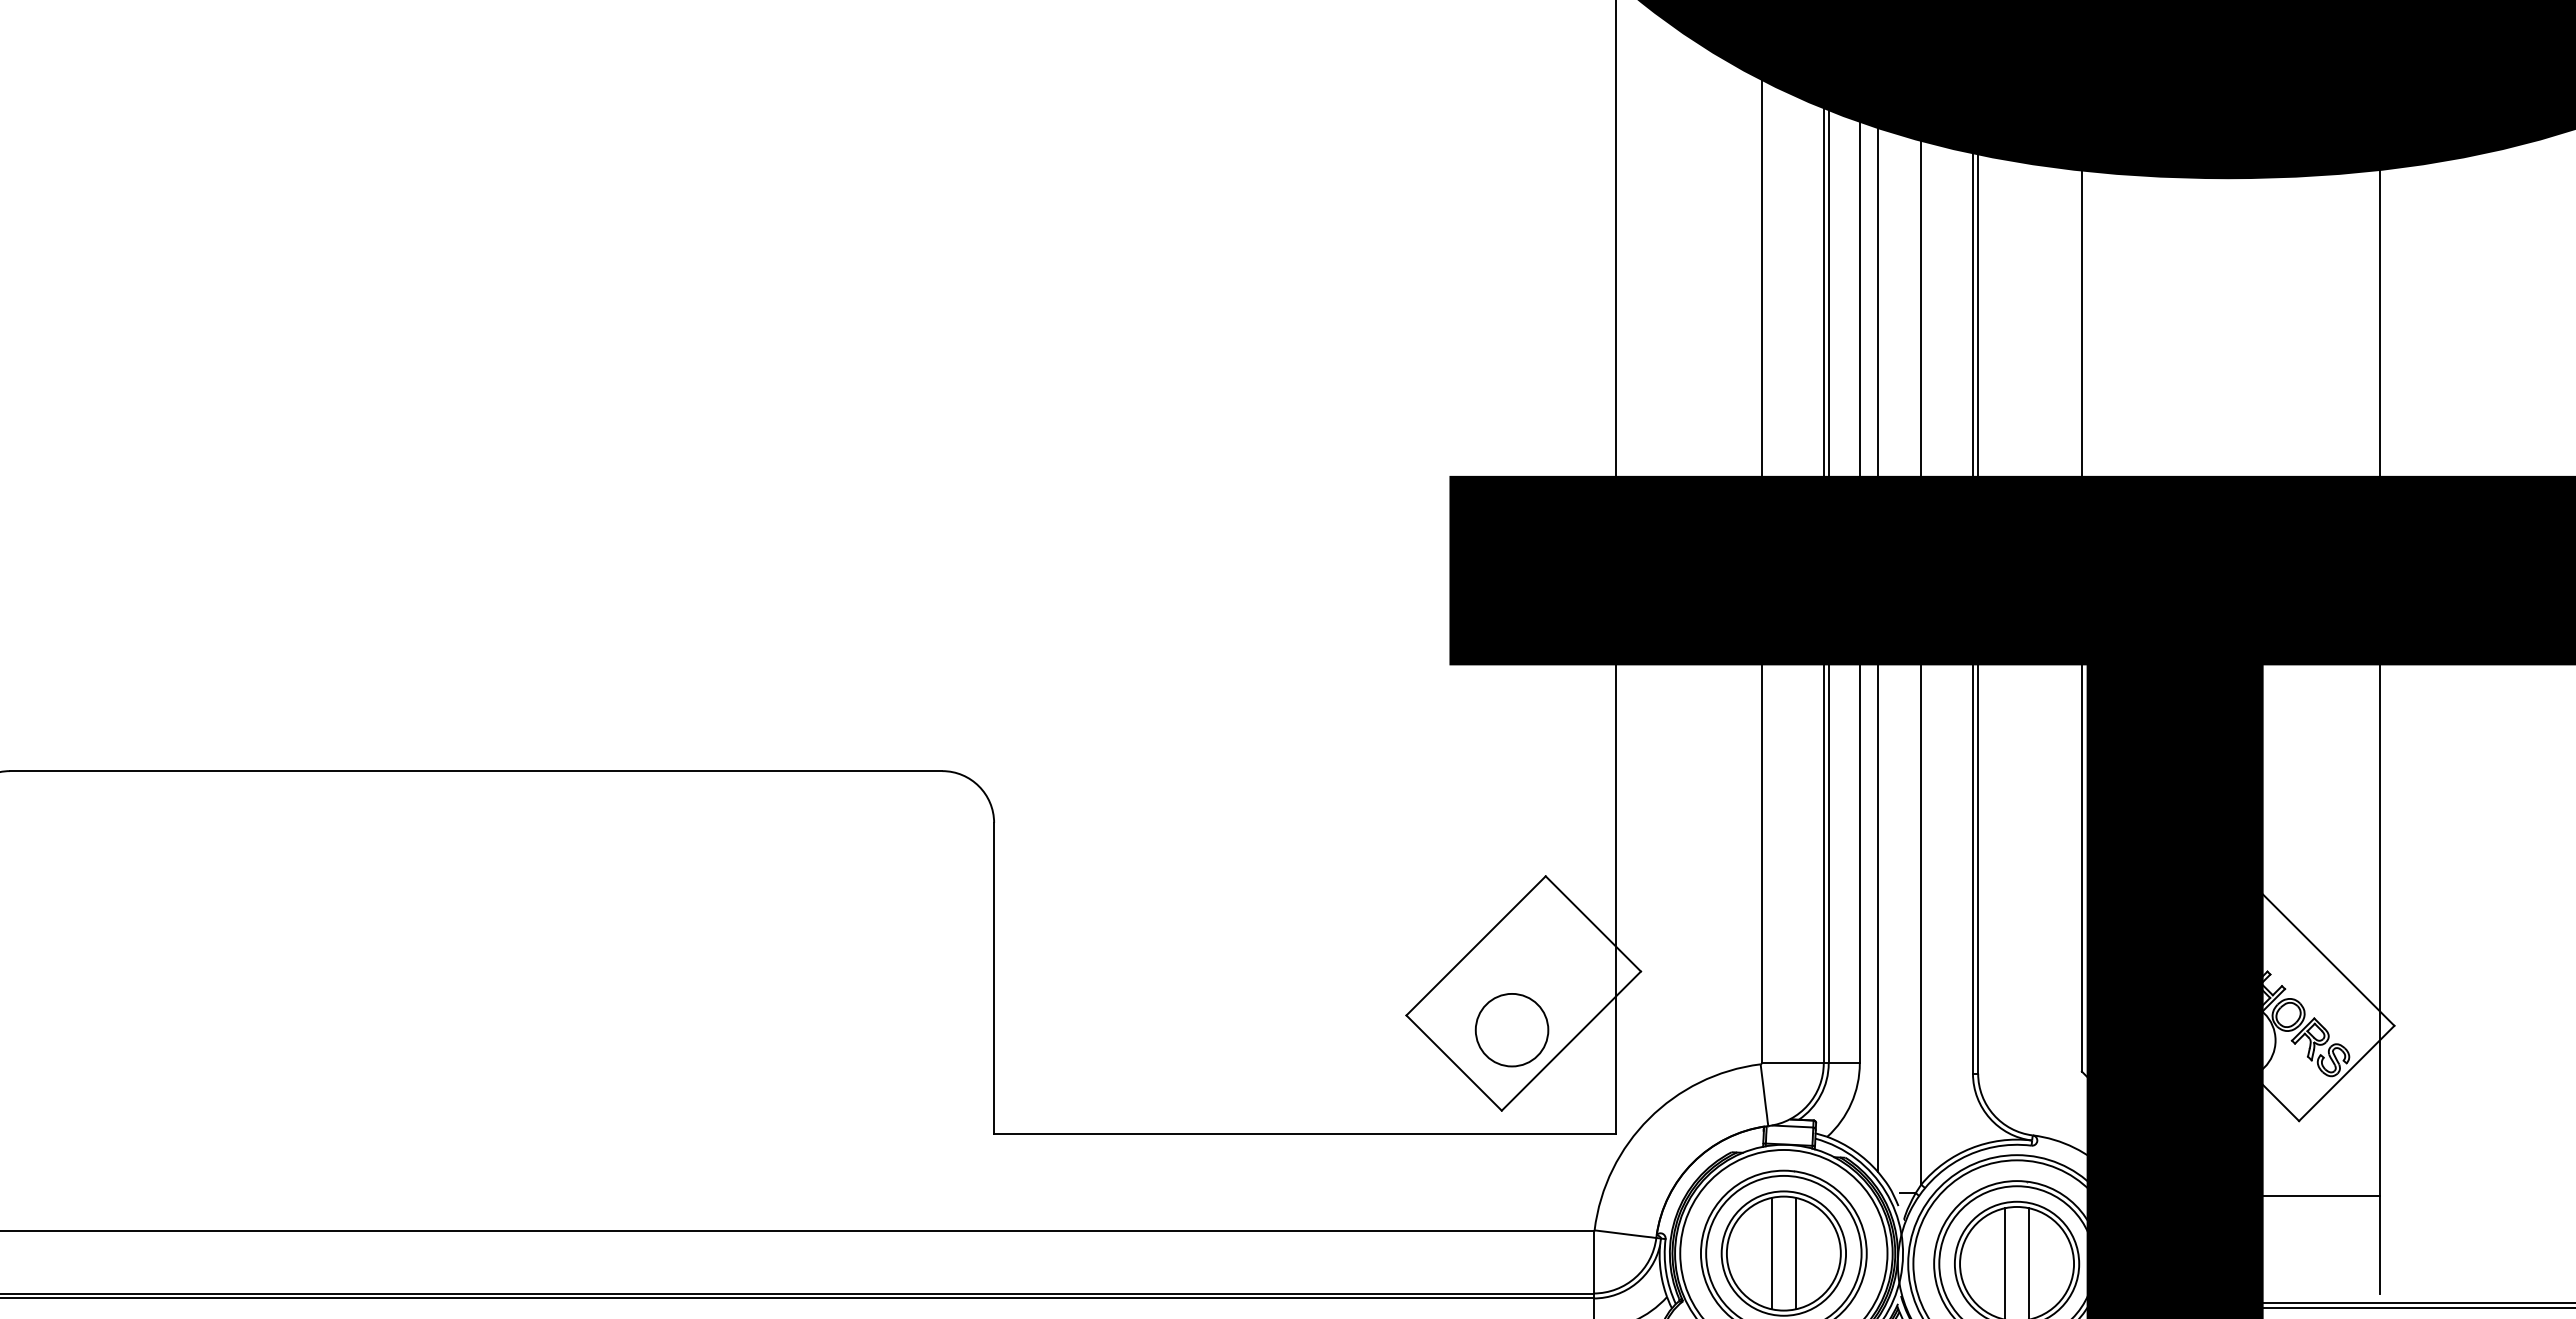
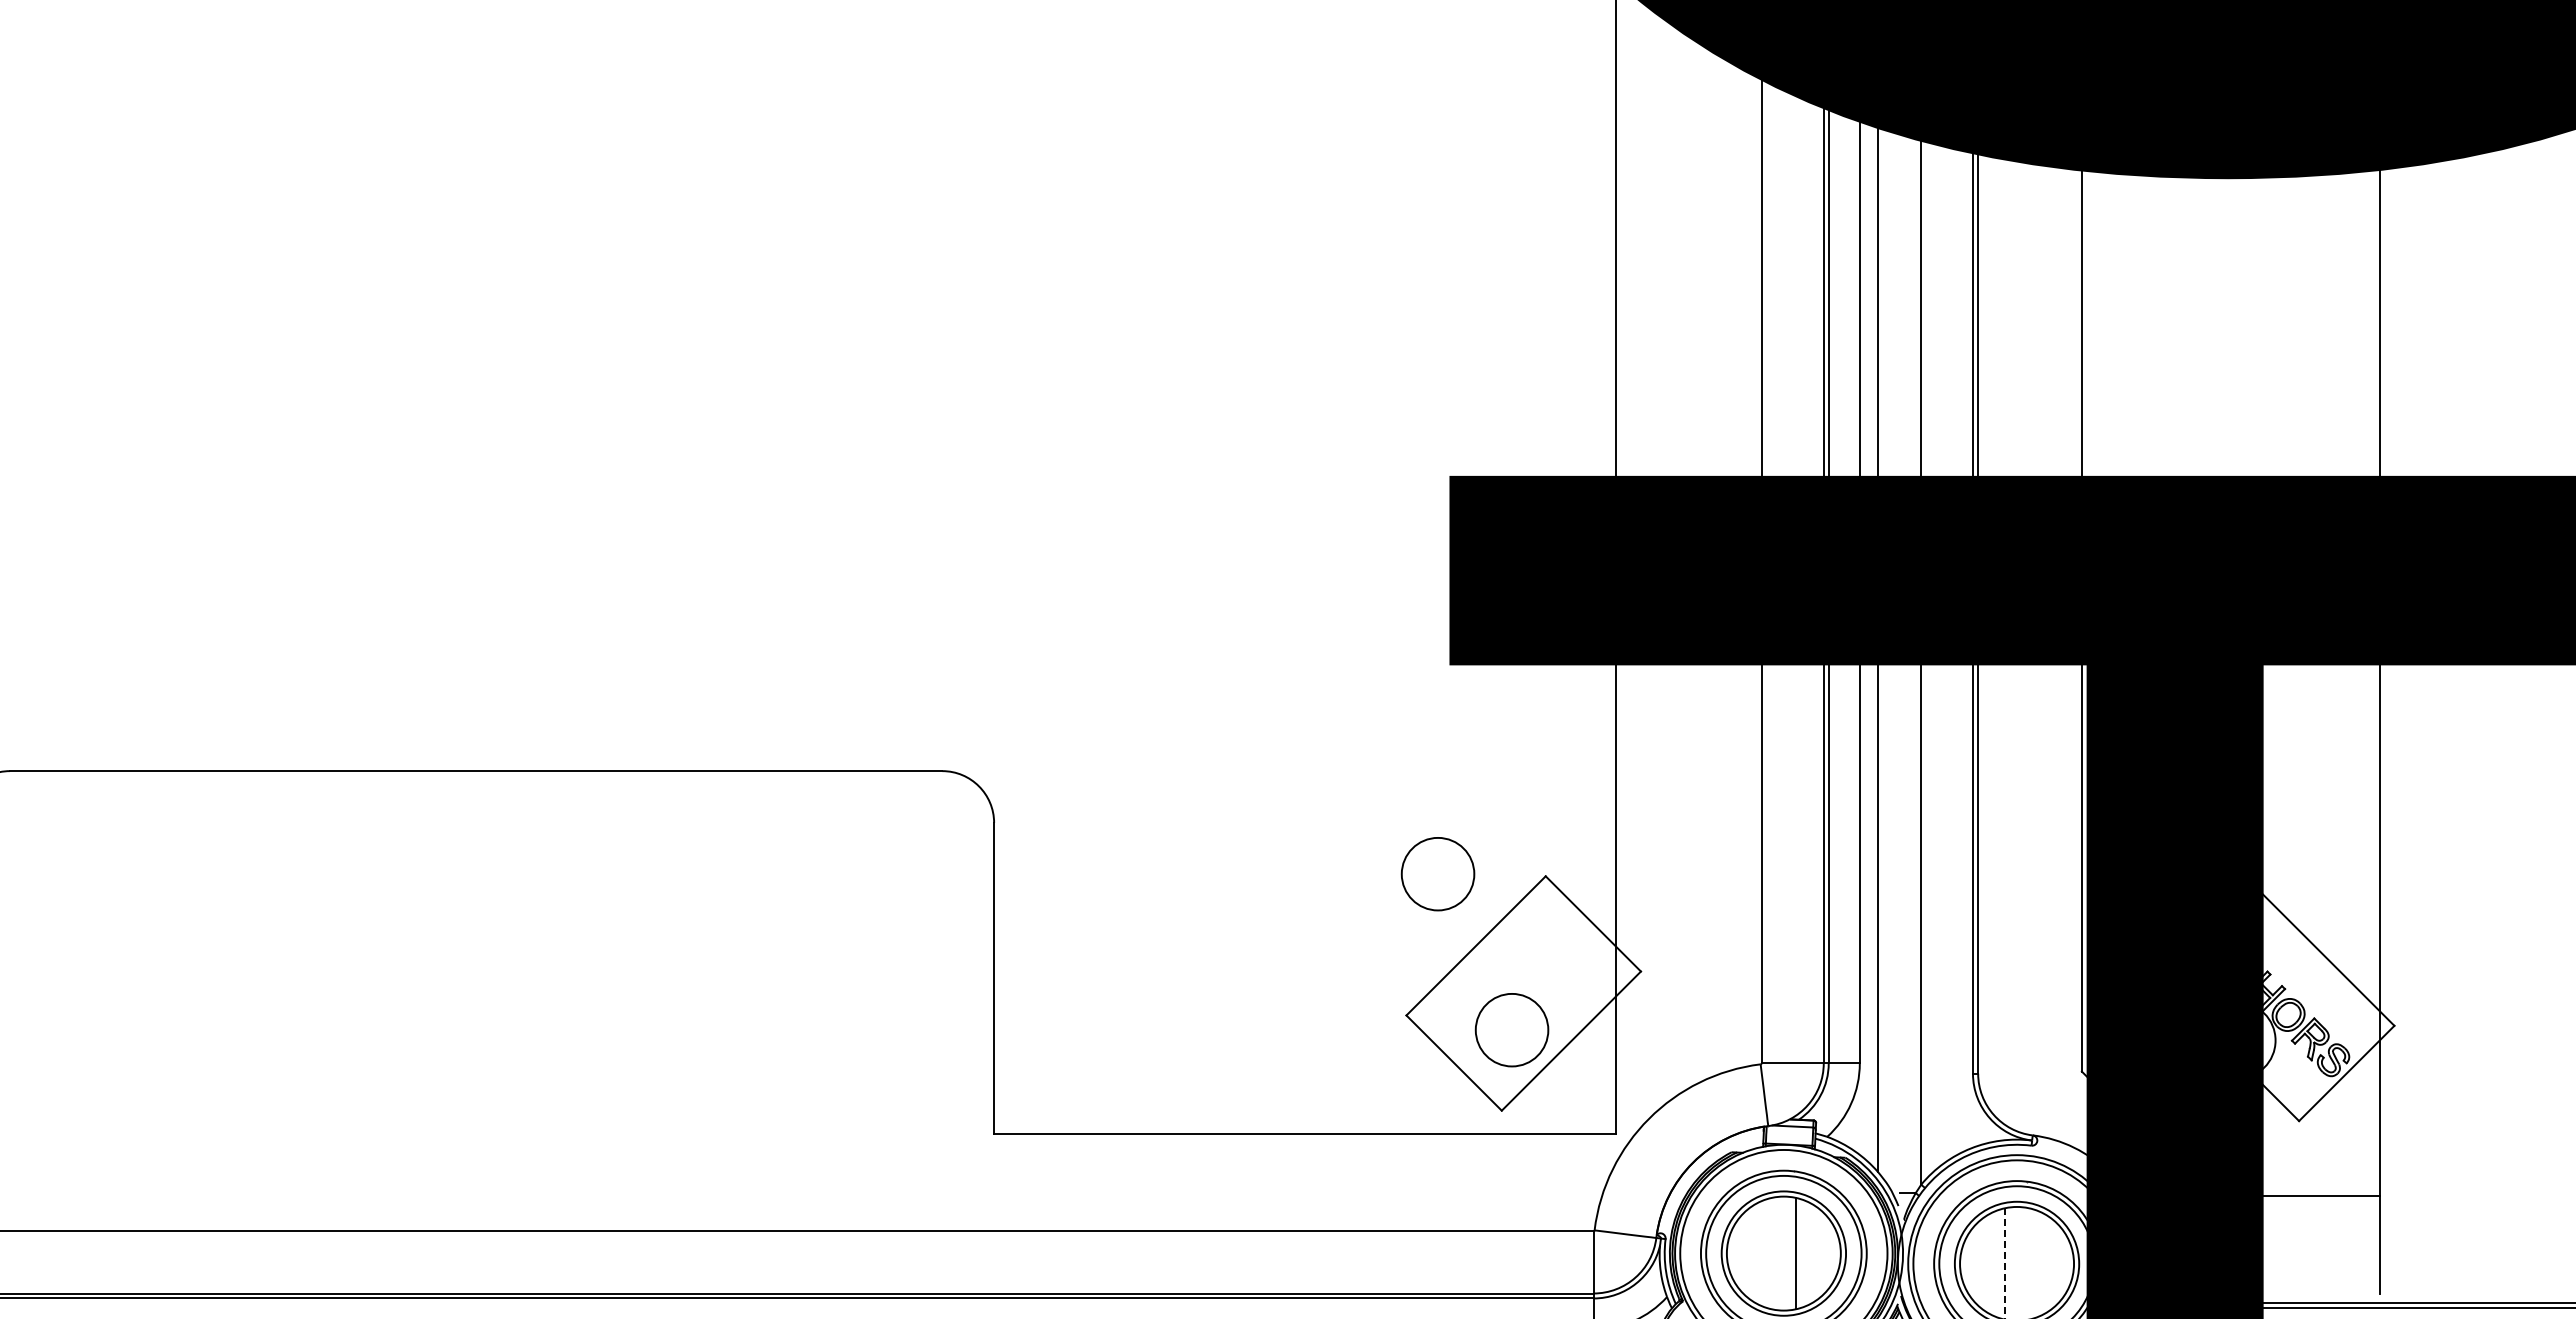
circle: none -> present (1437, 874)
line: present -> none (1771, 1253)
line: present -> none (2028, 1261)
line: solid -> dashed (2005, 1263)
